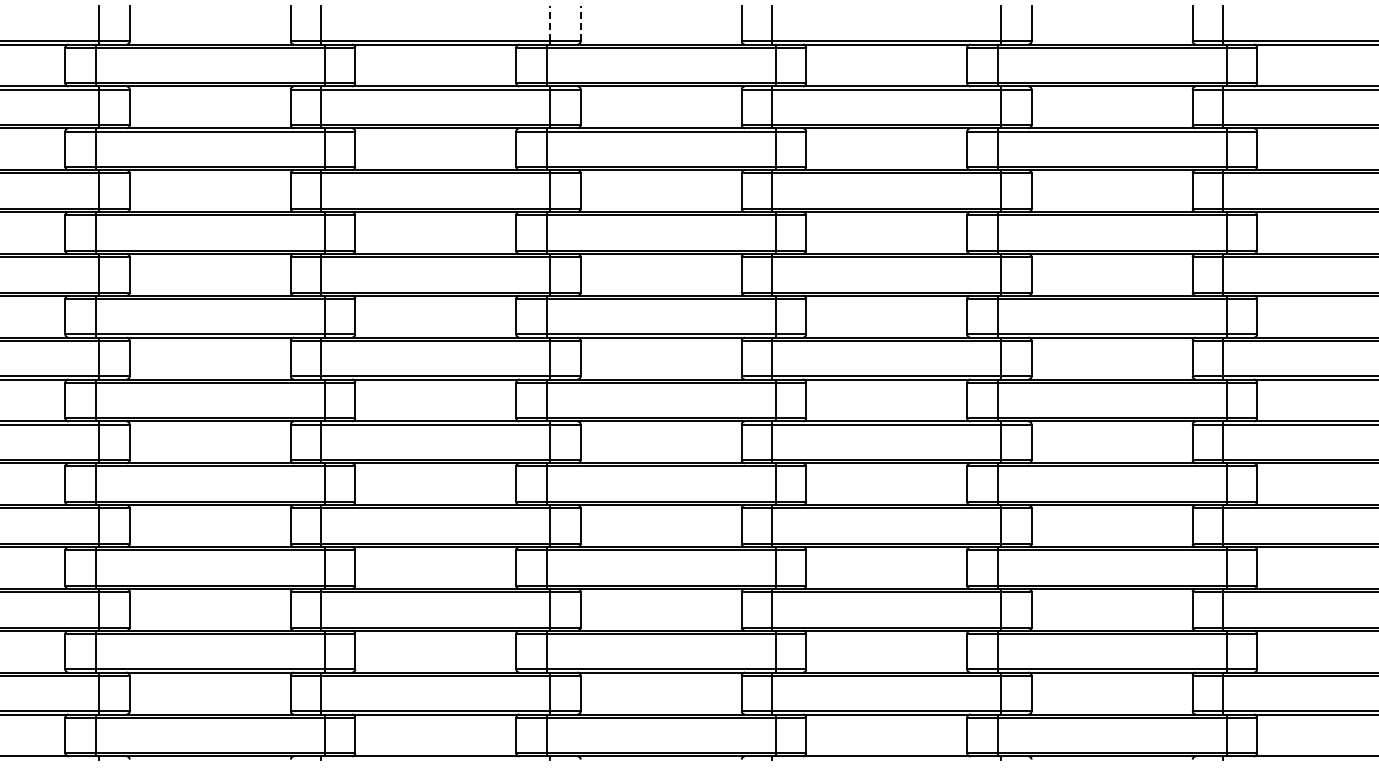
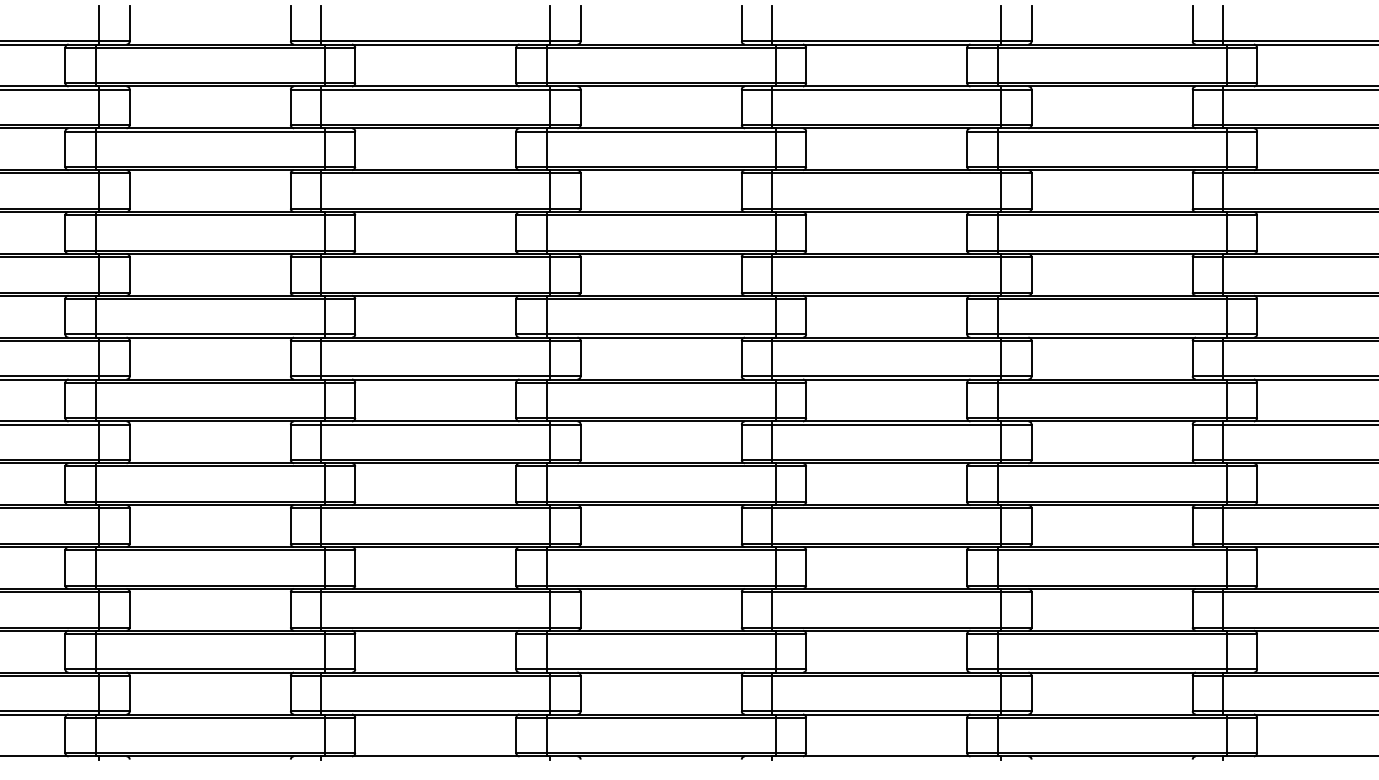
line: dashed -> solid (550, 23)
line: dashed -> solid (580, 23)
